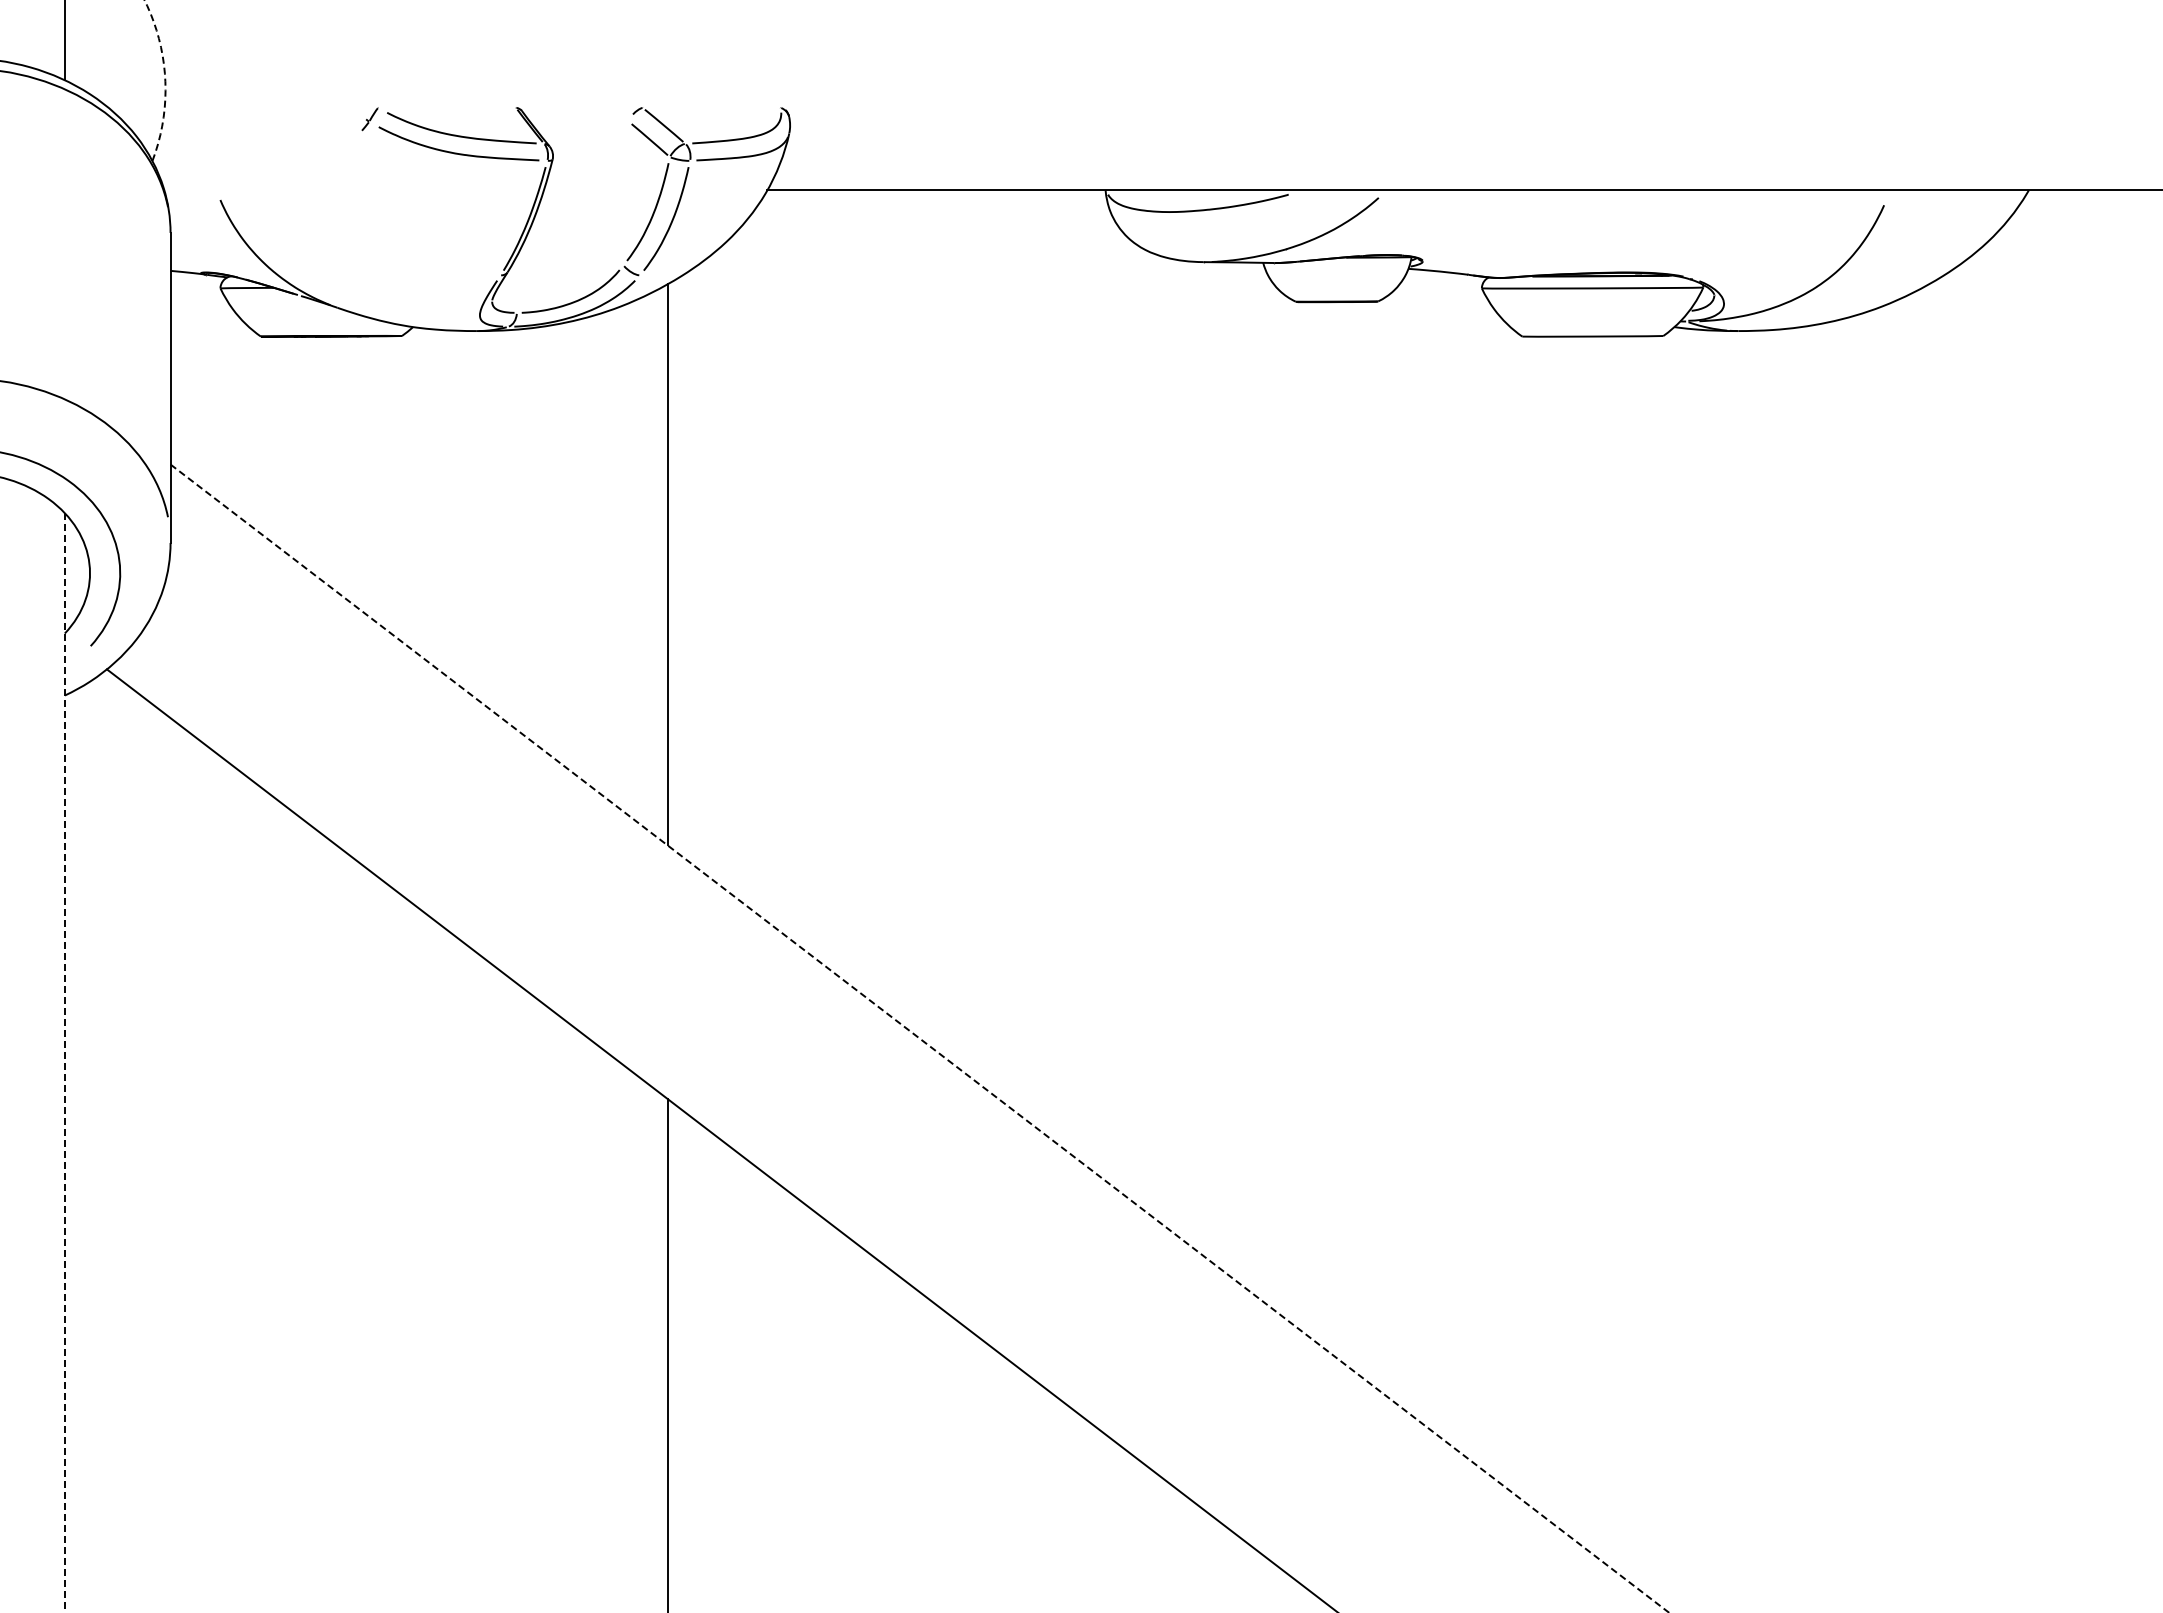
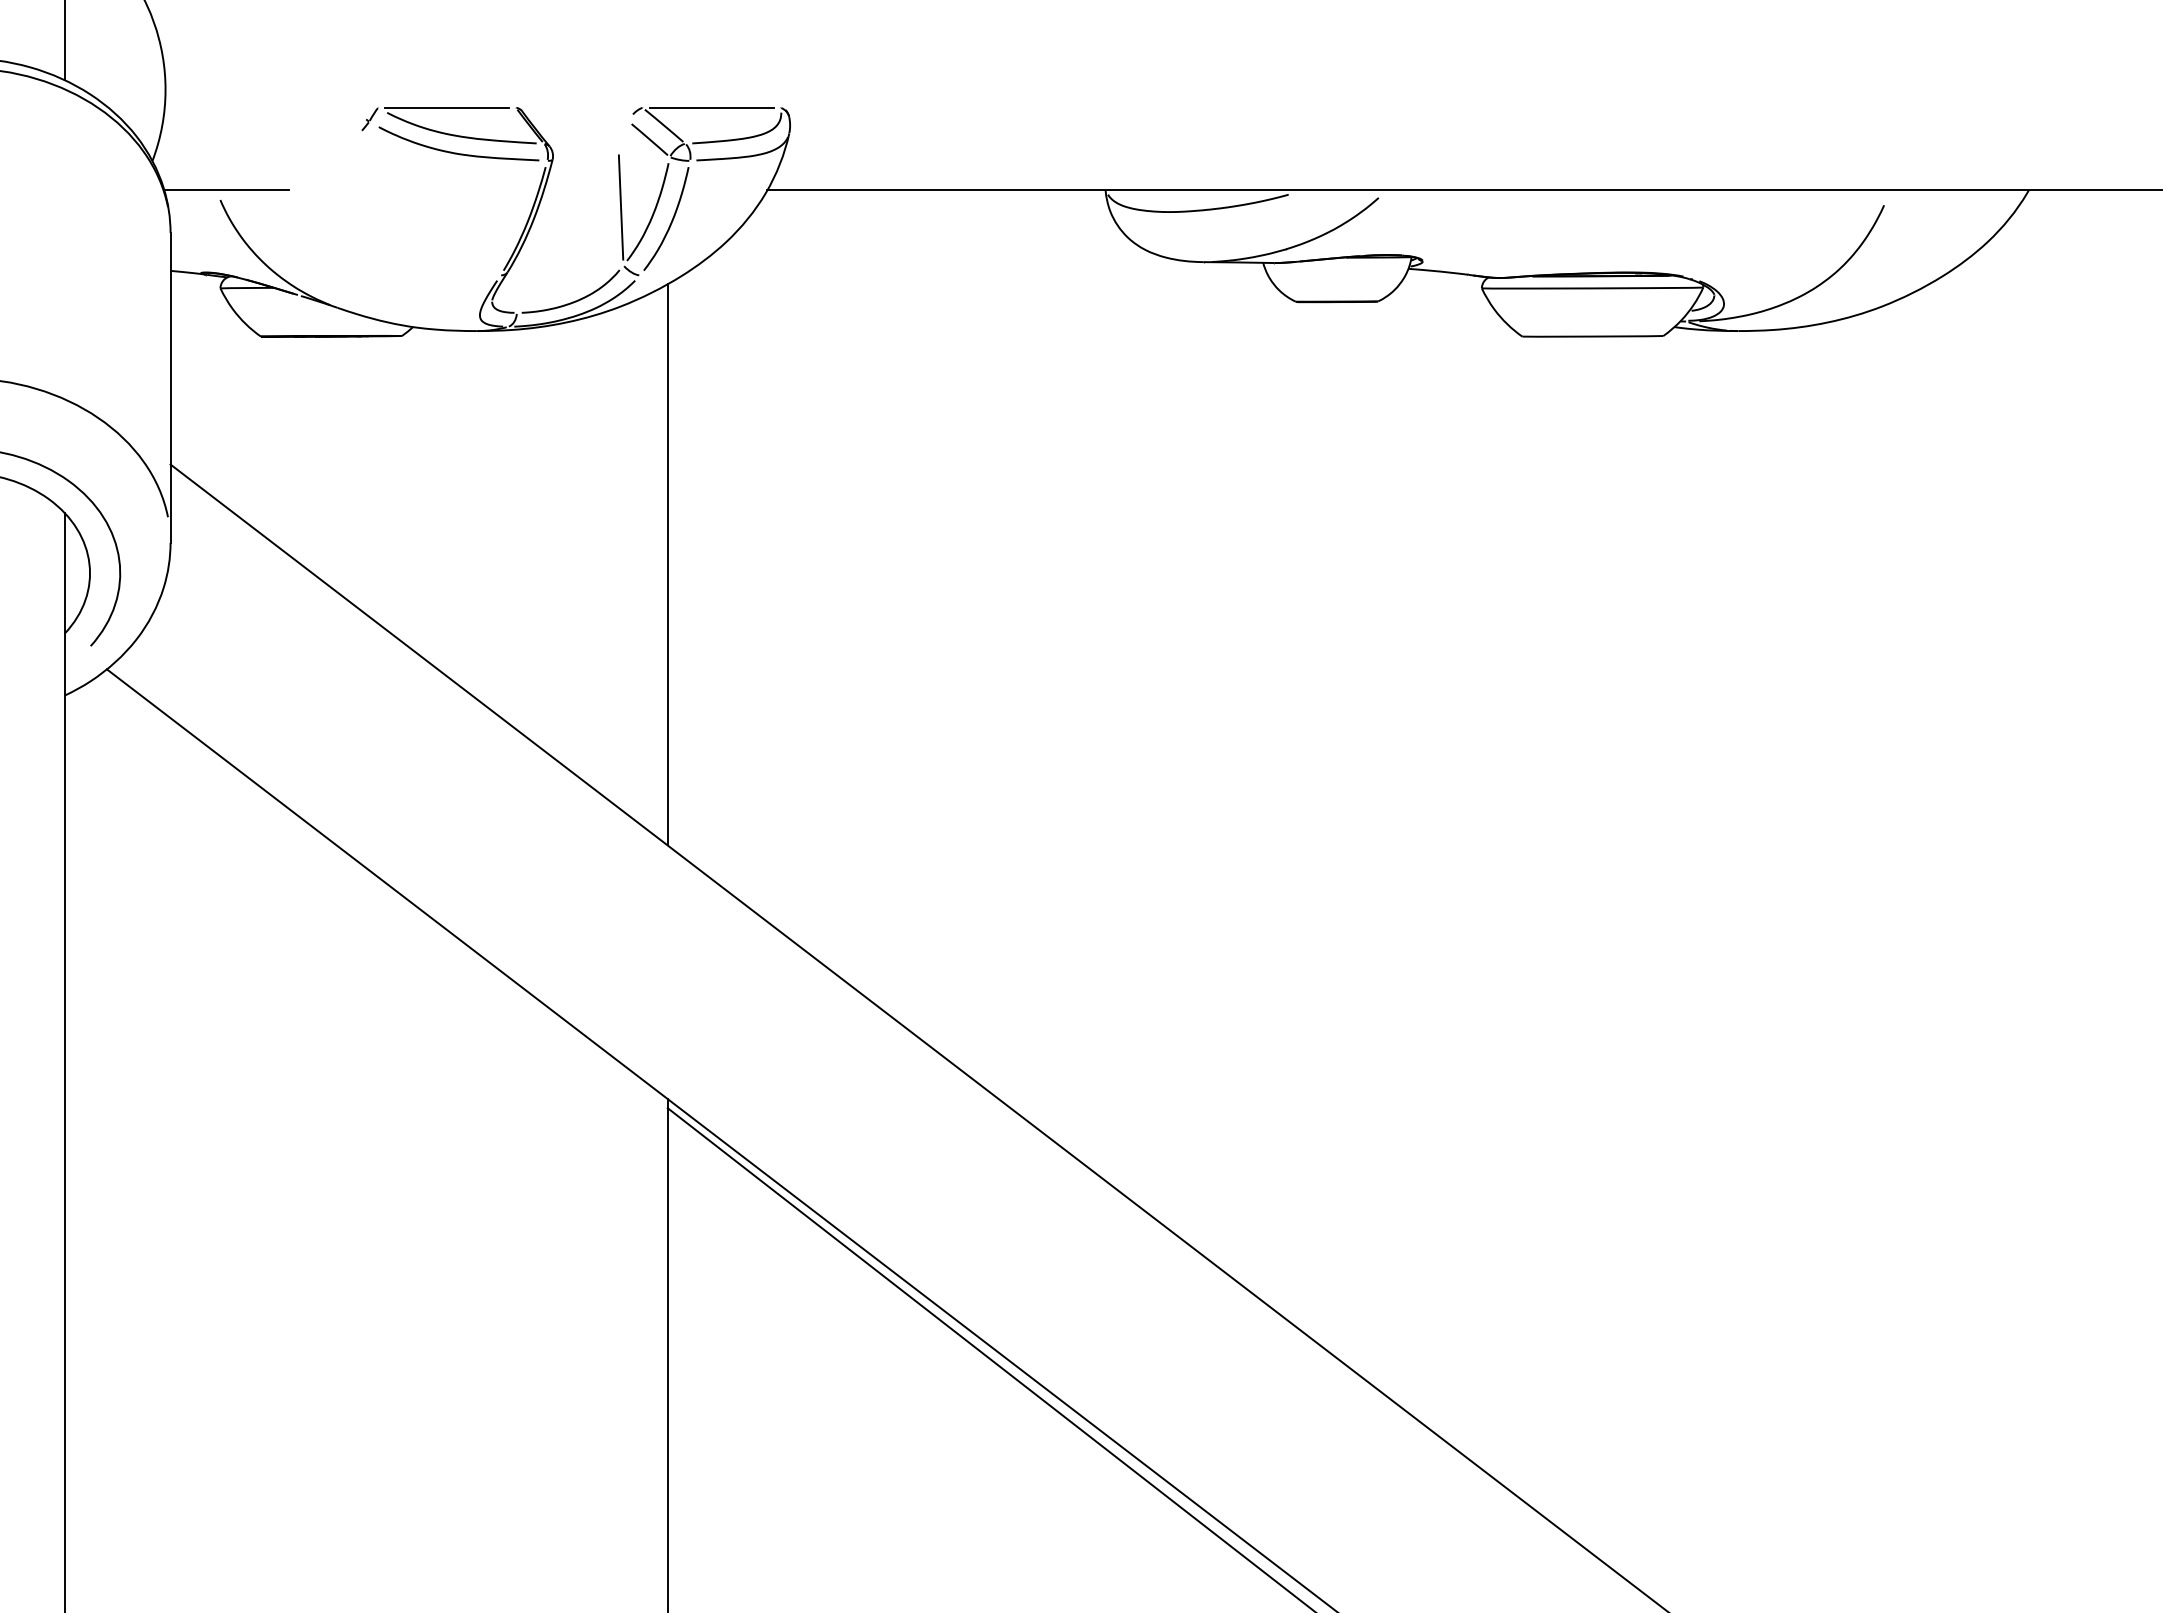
arc: dashed -> solid (165, 80)
line: none -> present (447, 107)
line: none -> present (711, 107)
line: none -> present (226, 190)
line: none -> present (620, 207)
line: dashed -> solid (919, 1038)
line: dashed -> solid (64, 1063)
line: none -> present (989, 1358)
